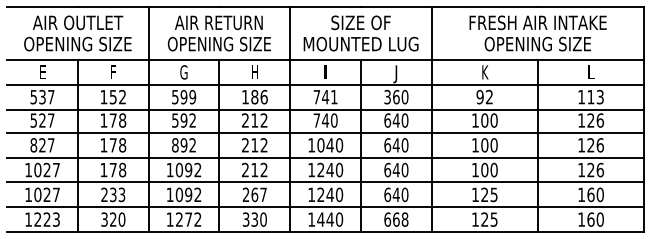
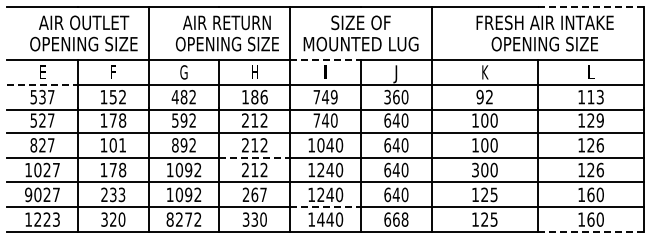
line: solid -> dashed (591, 6)
text position: (77, 33) -> (83, 33) (83, 33)
text position: (218, 33) -> (226, 33) (226, 33)
text position: (537, 33) -> (544, 33) (544, 33)
line: solid -> dashed (326, 60)
line: solid -> dashed (43, 84)
text: 741 -> 749 (333, 96)
text: 599 -> 482 (183, 97)
text: 126 -> 129 (599, 120)
text: 178 -> 101 (117, 145)
line: solid -> dashed (255, 157)
text: 100 -> 300 (475, 169)
text: 1027 -> 9027 (28, 194)
line: solid -> dashed (326, 207)
text: 1272 -> 8272 (169, 219)
line: solid -> dashed (591, 232)
